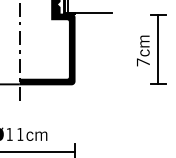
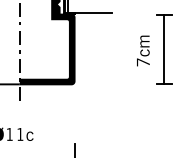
part position: (158, 49) -> (164, 49) (164, 49)
fill: present -> none (41, 135)
line: present -> none (38, 151)
